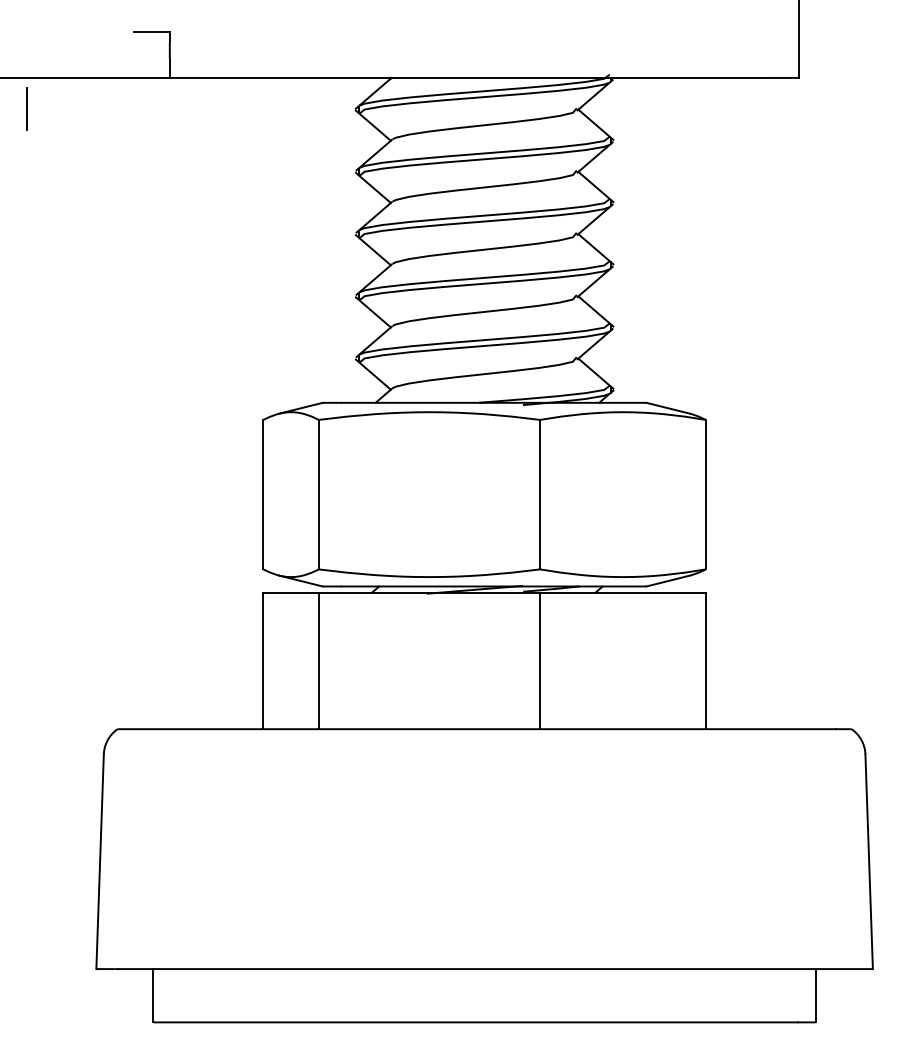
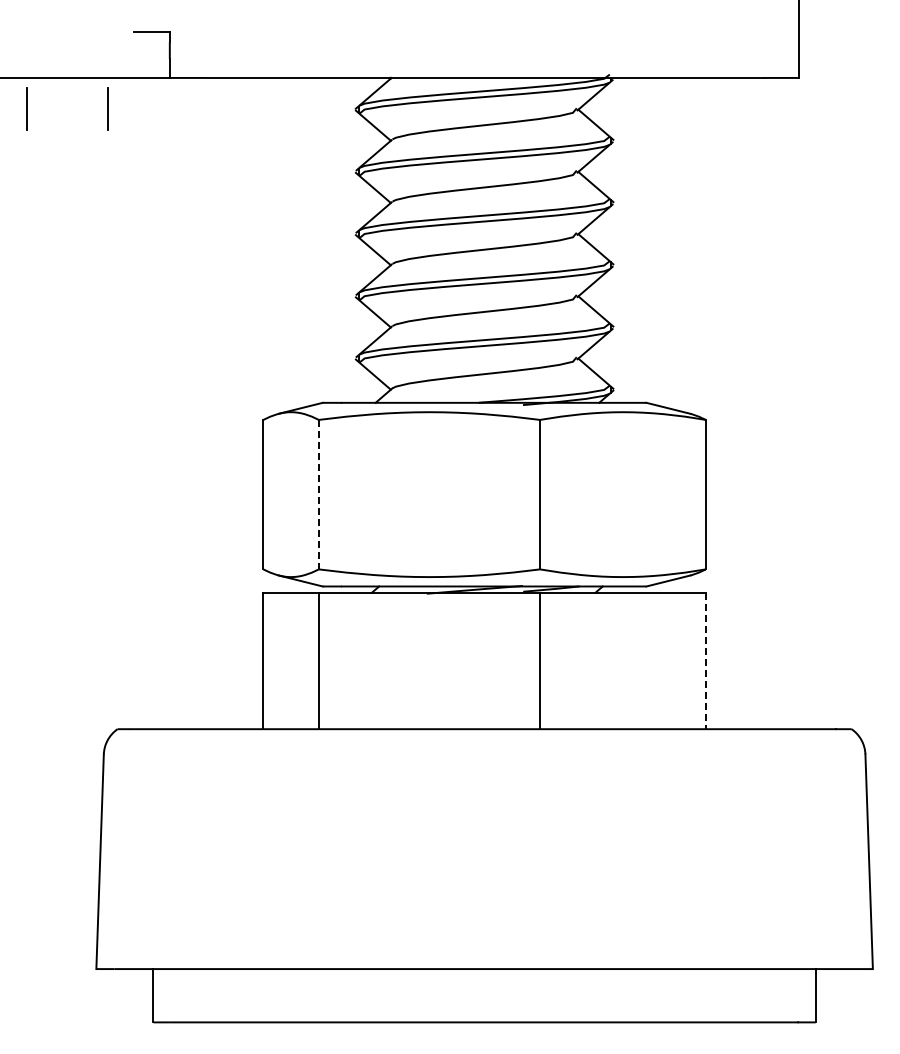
line: none -> present (107, 108)
line: solid -> dashed (318, 494)
line: solid -> dashed (705, 661)
